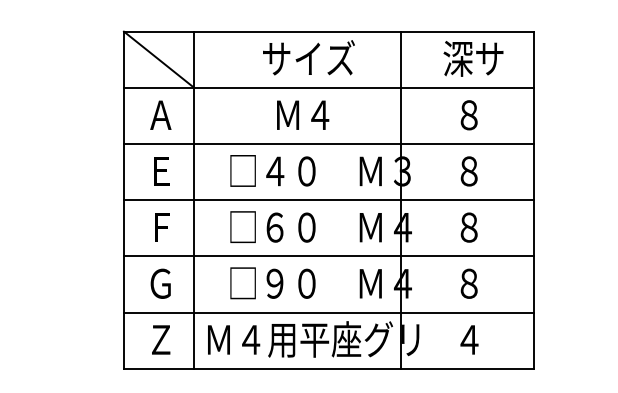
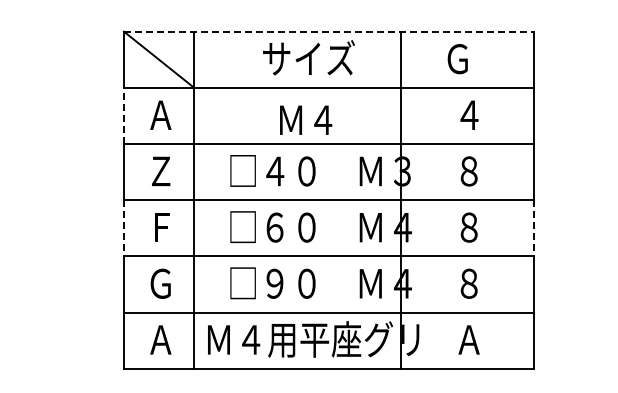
line: solid -> dashed (329, 31)
text: 深サ -> Ｇ (473, 58)
text position: (303, 114) -> (306, 119) (306, 119)
line: solid -> dashed (123, 115)
text: ８ -> ４ (469, 115)
text: Ｅ -> Ｚ (161, 171)
line: solid -> dashed (123, 228)
line: solid -> dashed (534, 228)
text: Ｚ -> Ａ (160, 339)
text: ４ -> Ａ (468, 339)
